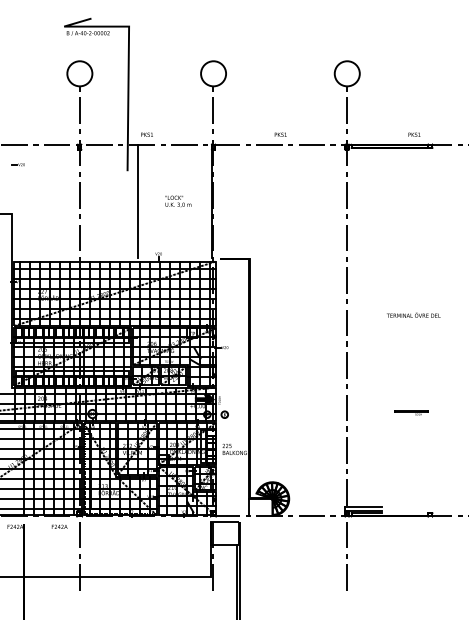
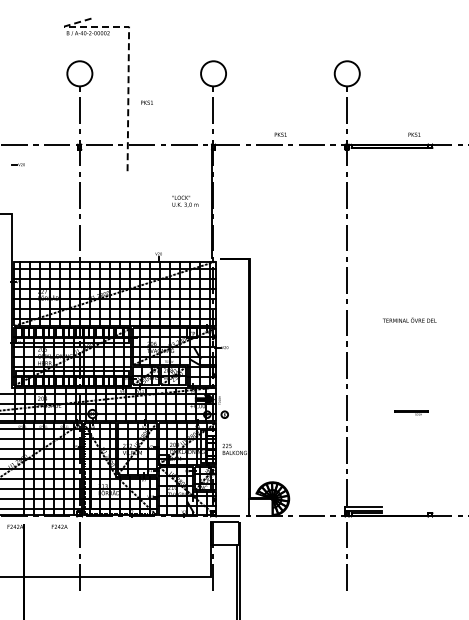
line: solid -> dashed (128, 50)
text position: (146, 134) -> (146, 102) (146, 102)
line: present -> none (137, 200)
text position: (178, 200) -> (185, 200) (185, 200)
text position: (413, 314) -> (409, 319) (409, 319)
